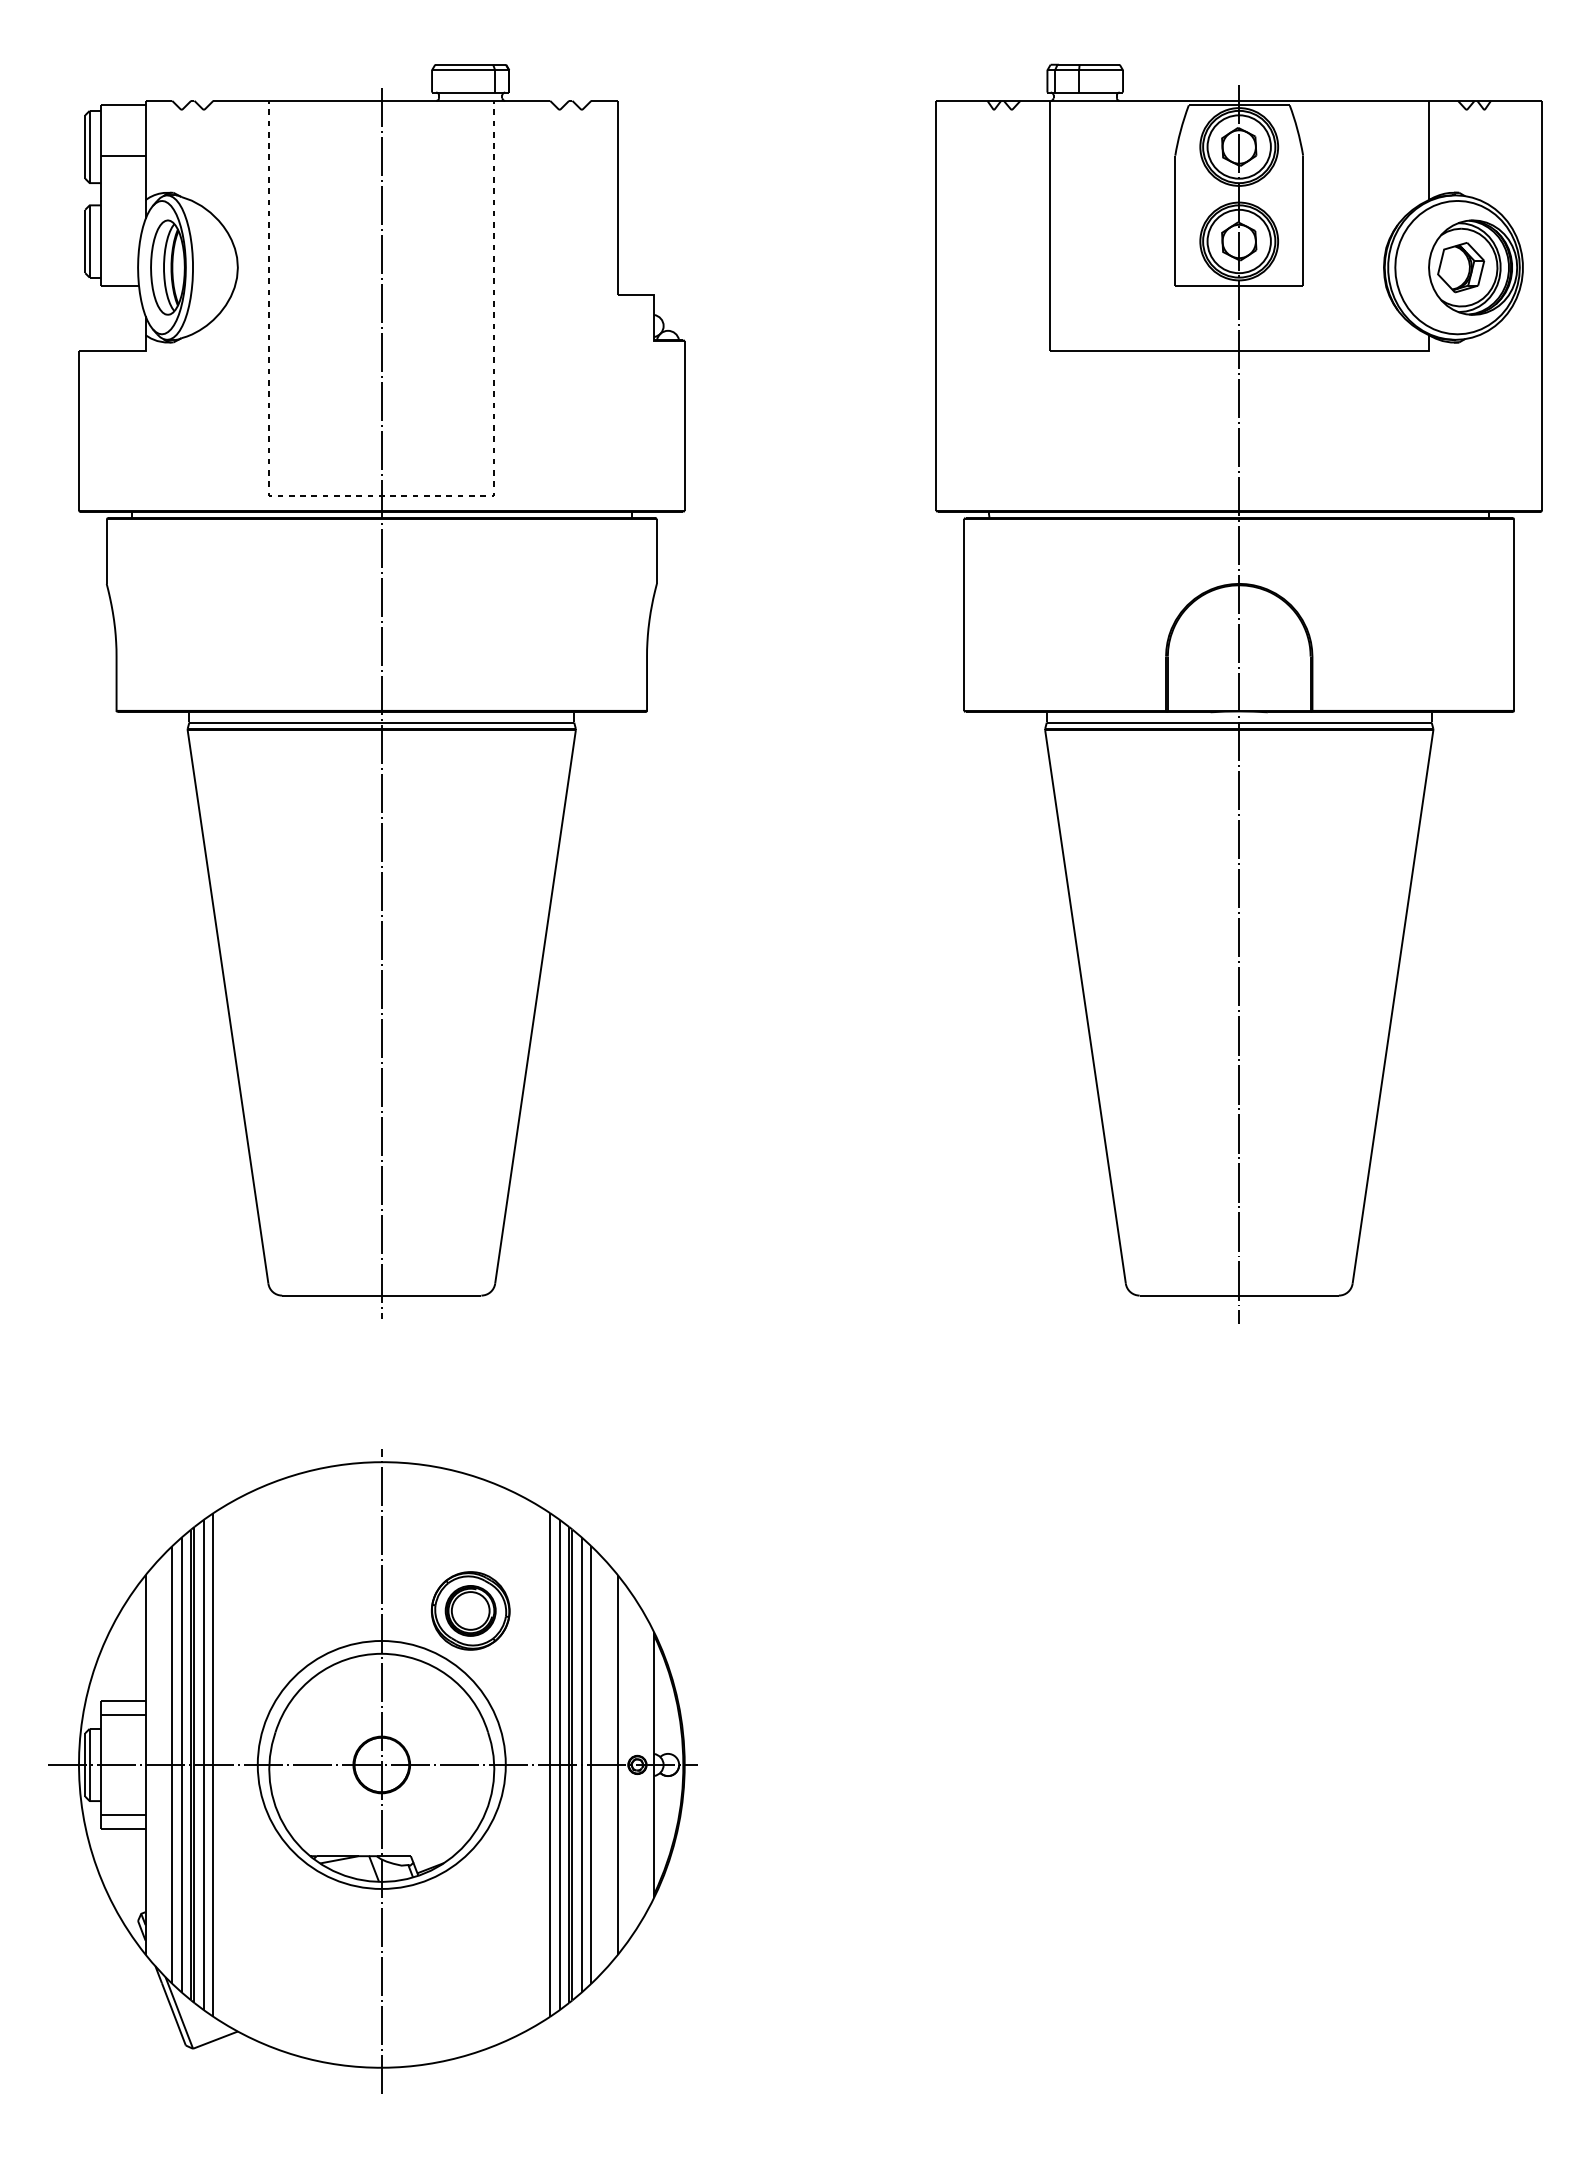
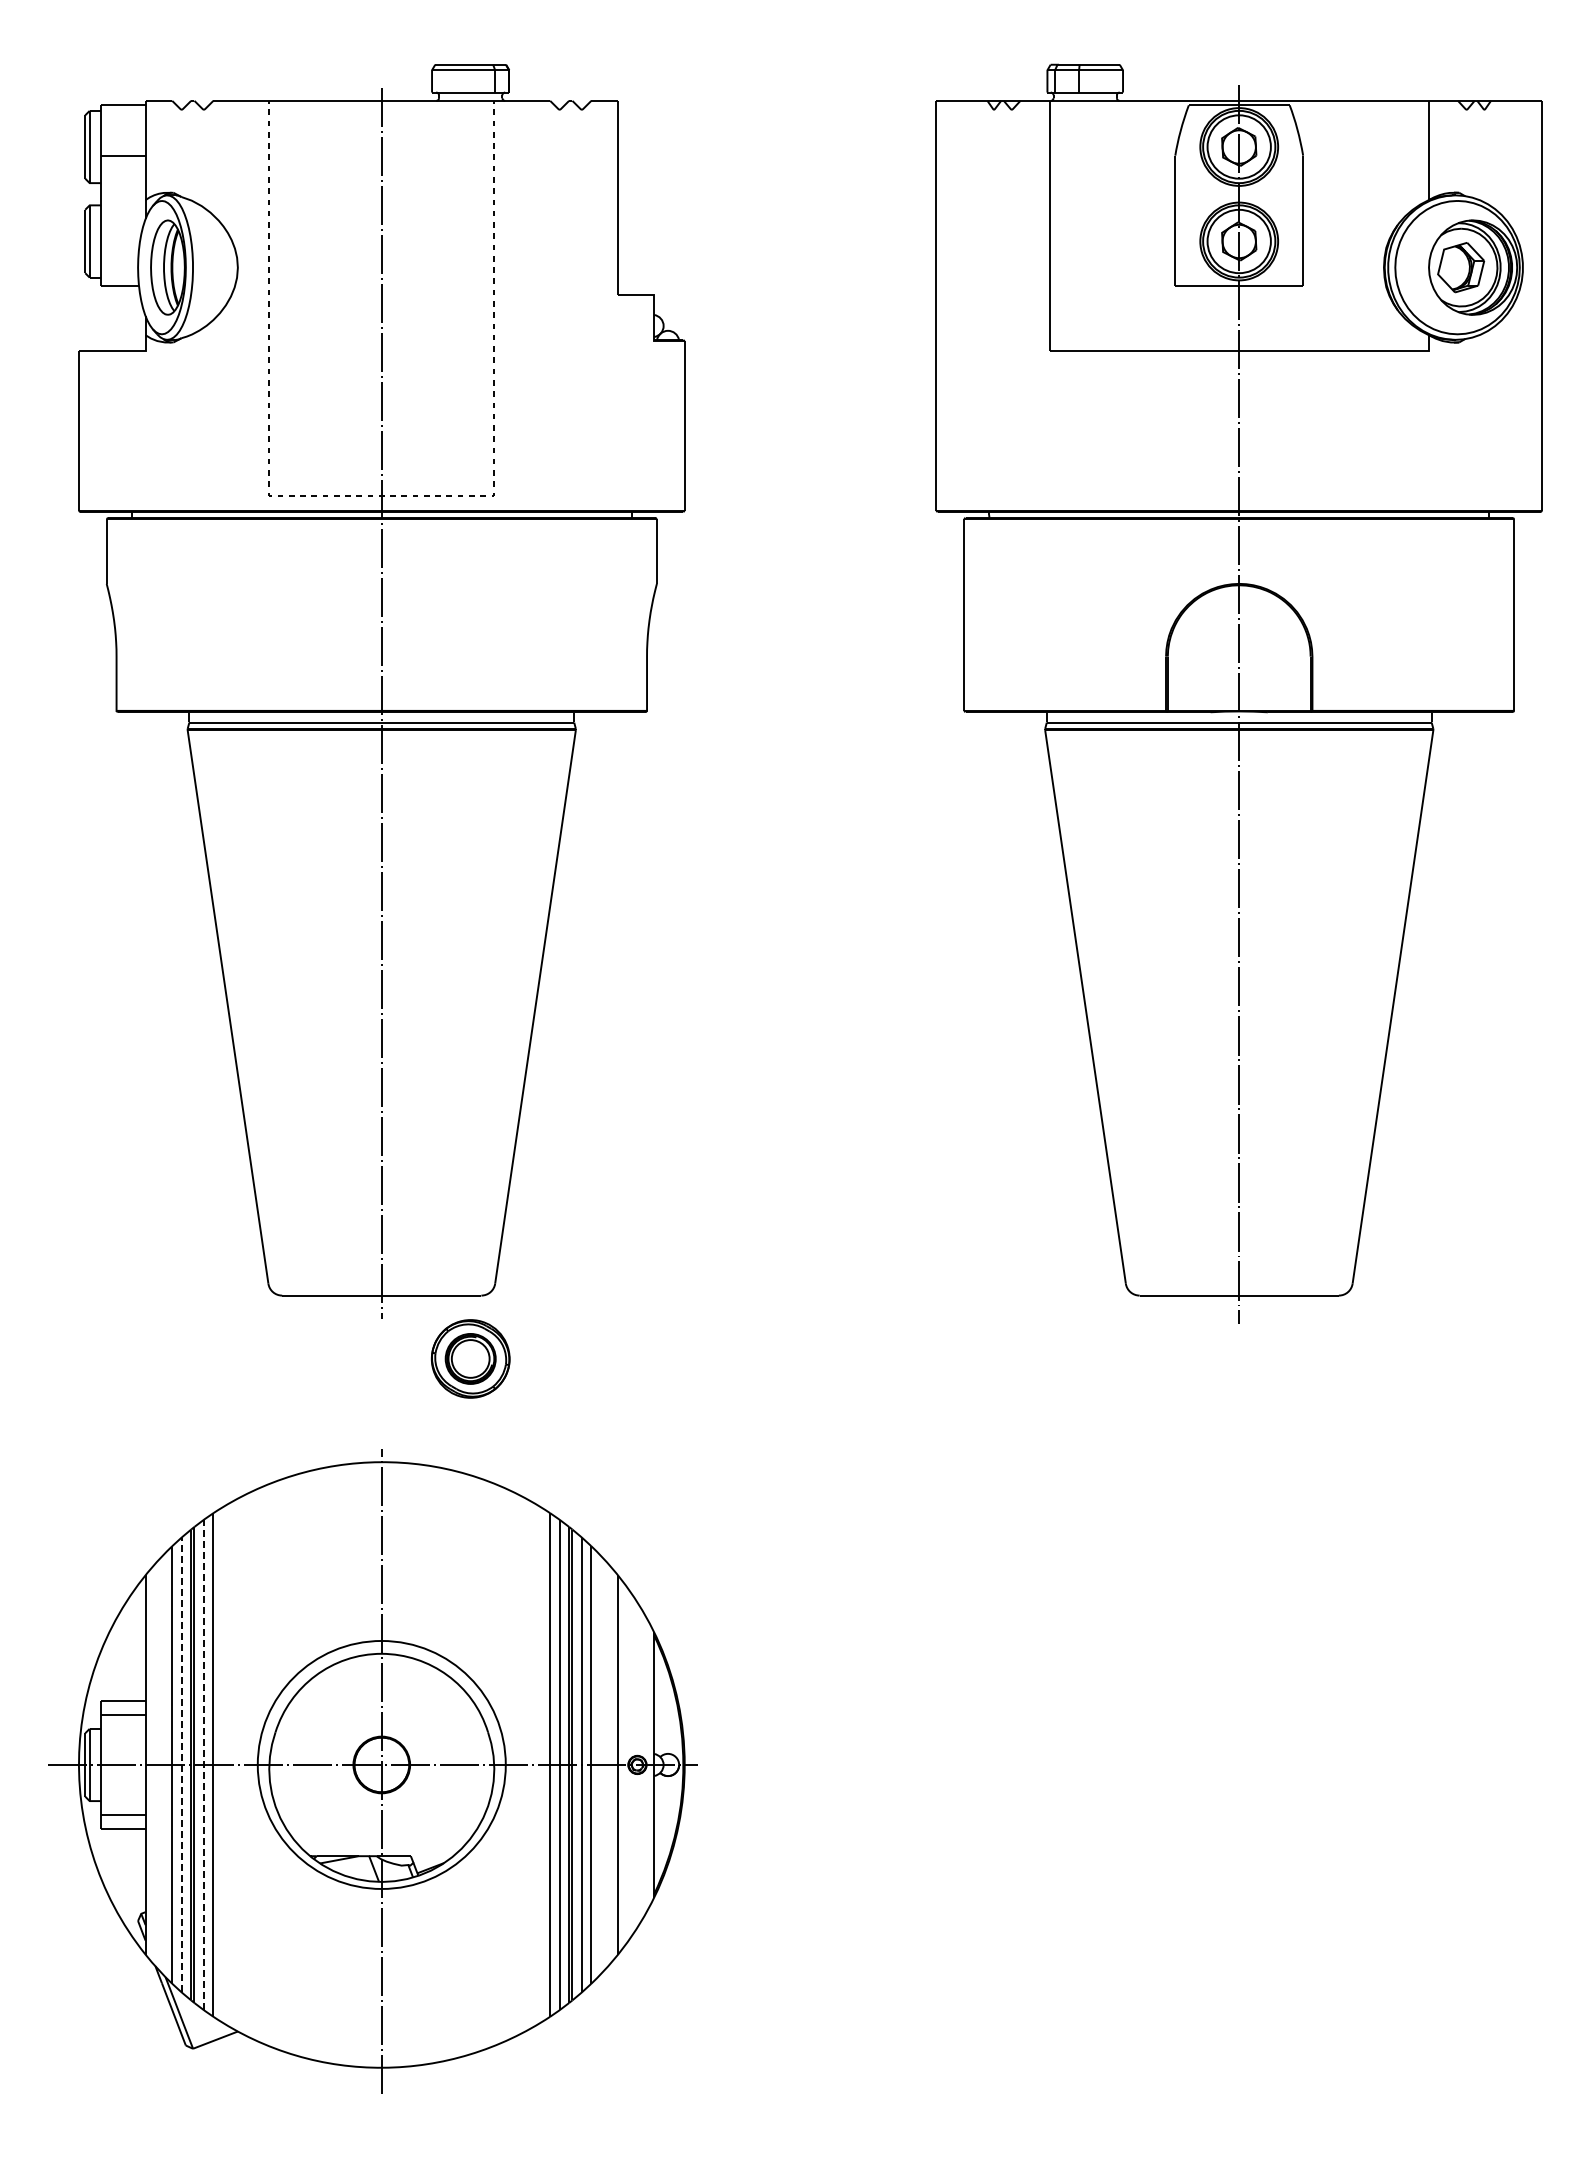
part position: (470, 1610) -> (470, 1358) (470, 1358)
line: solid -> dashed (181, 1764)
line: solid -> dashed (203, 1764)
